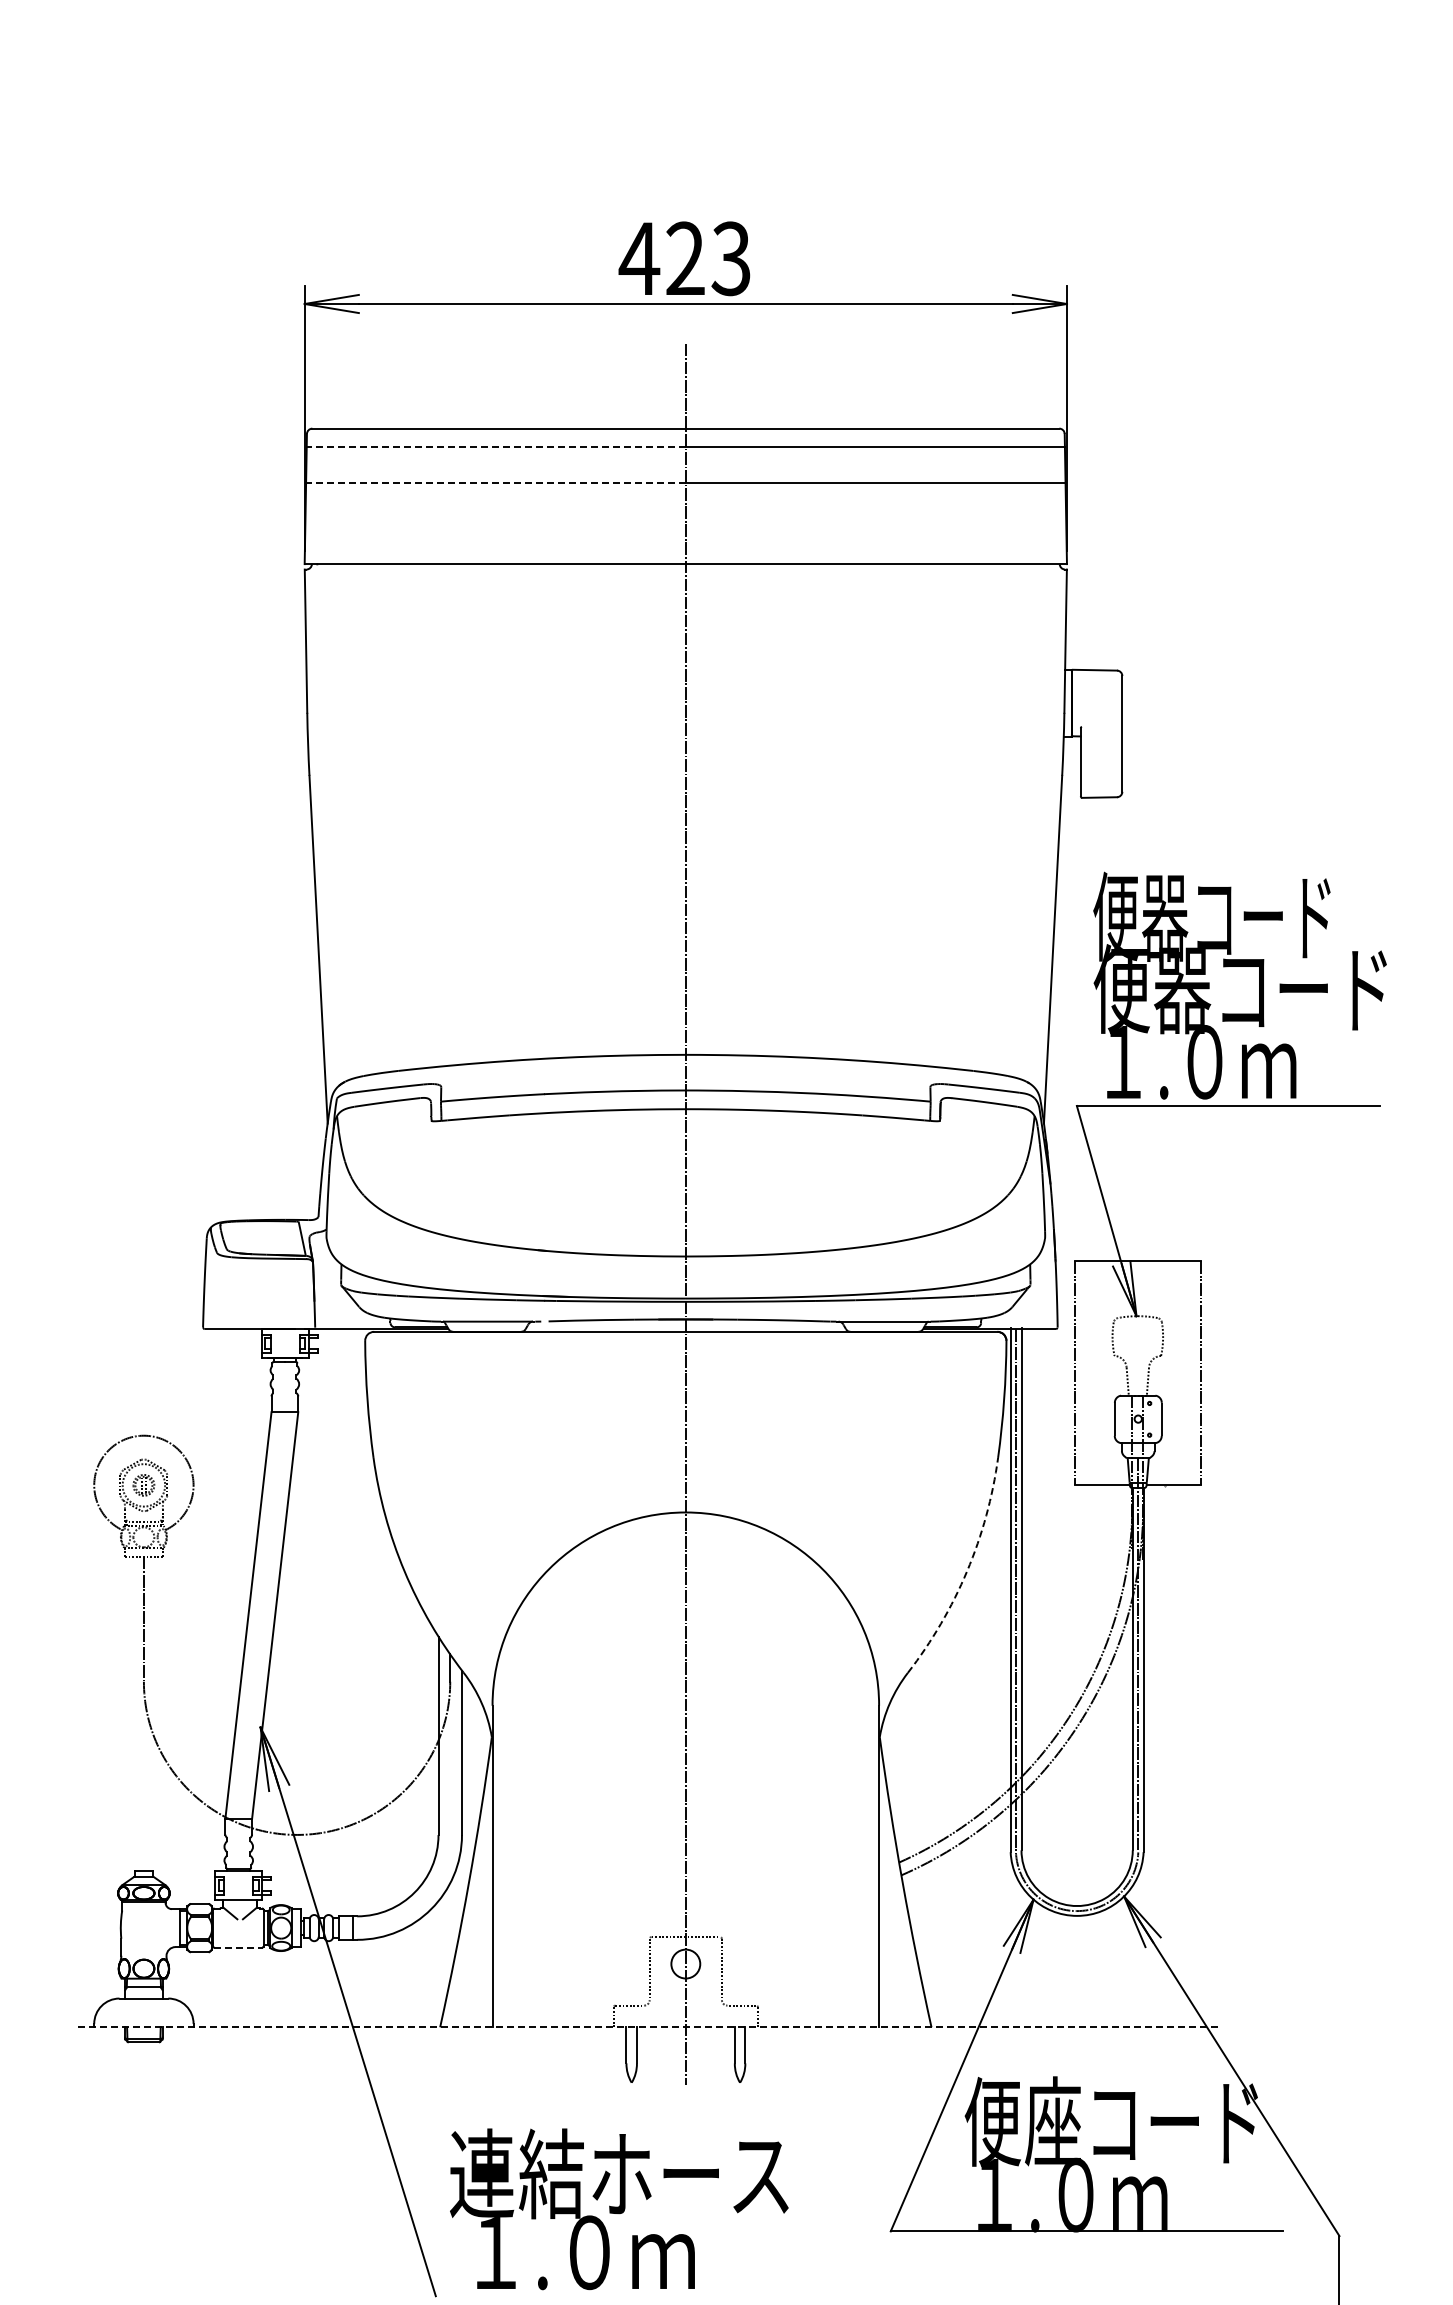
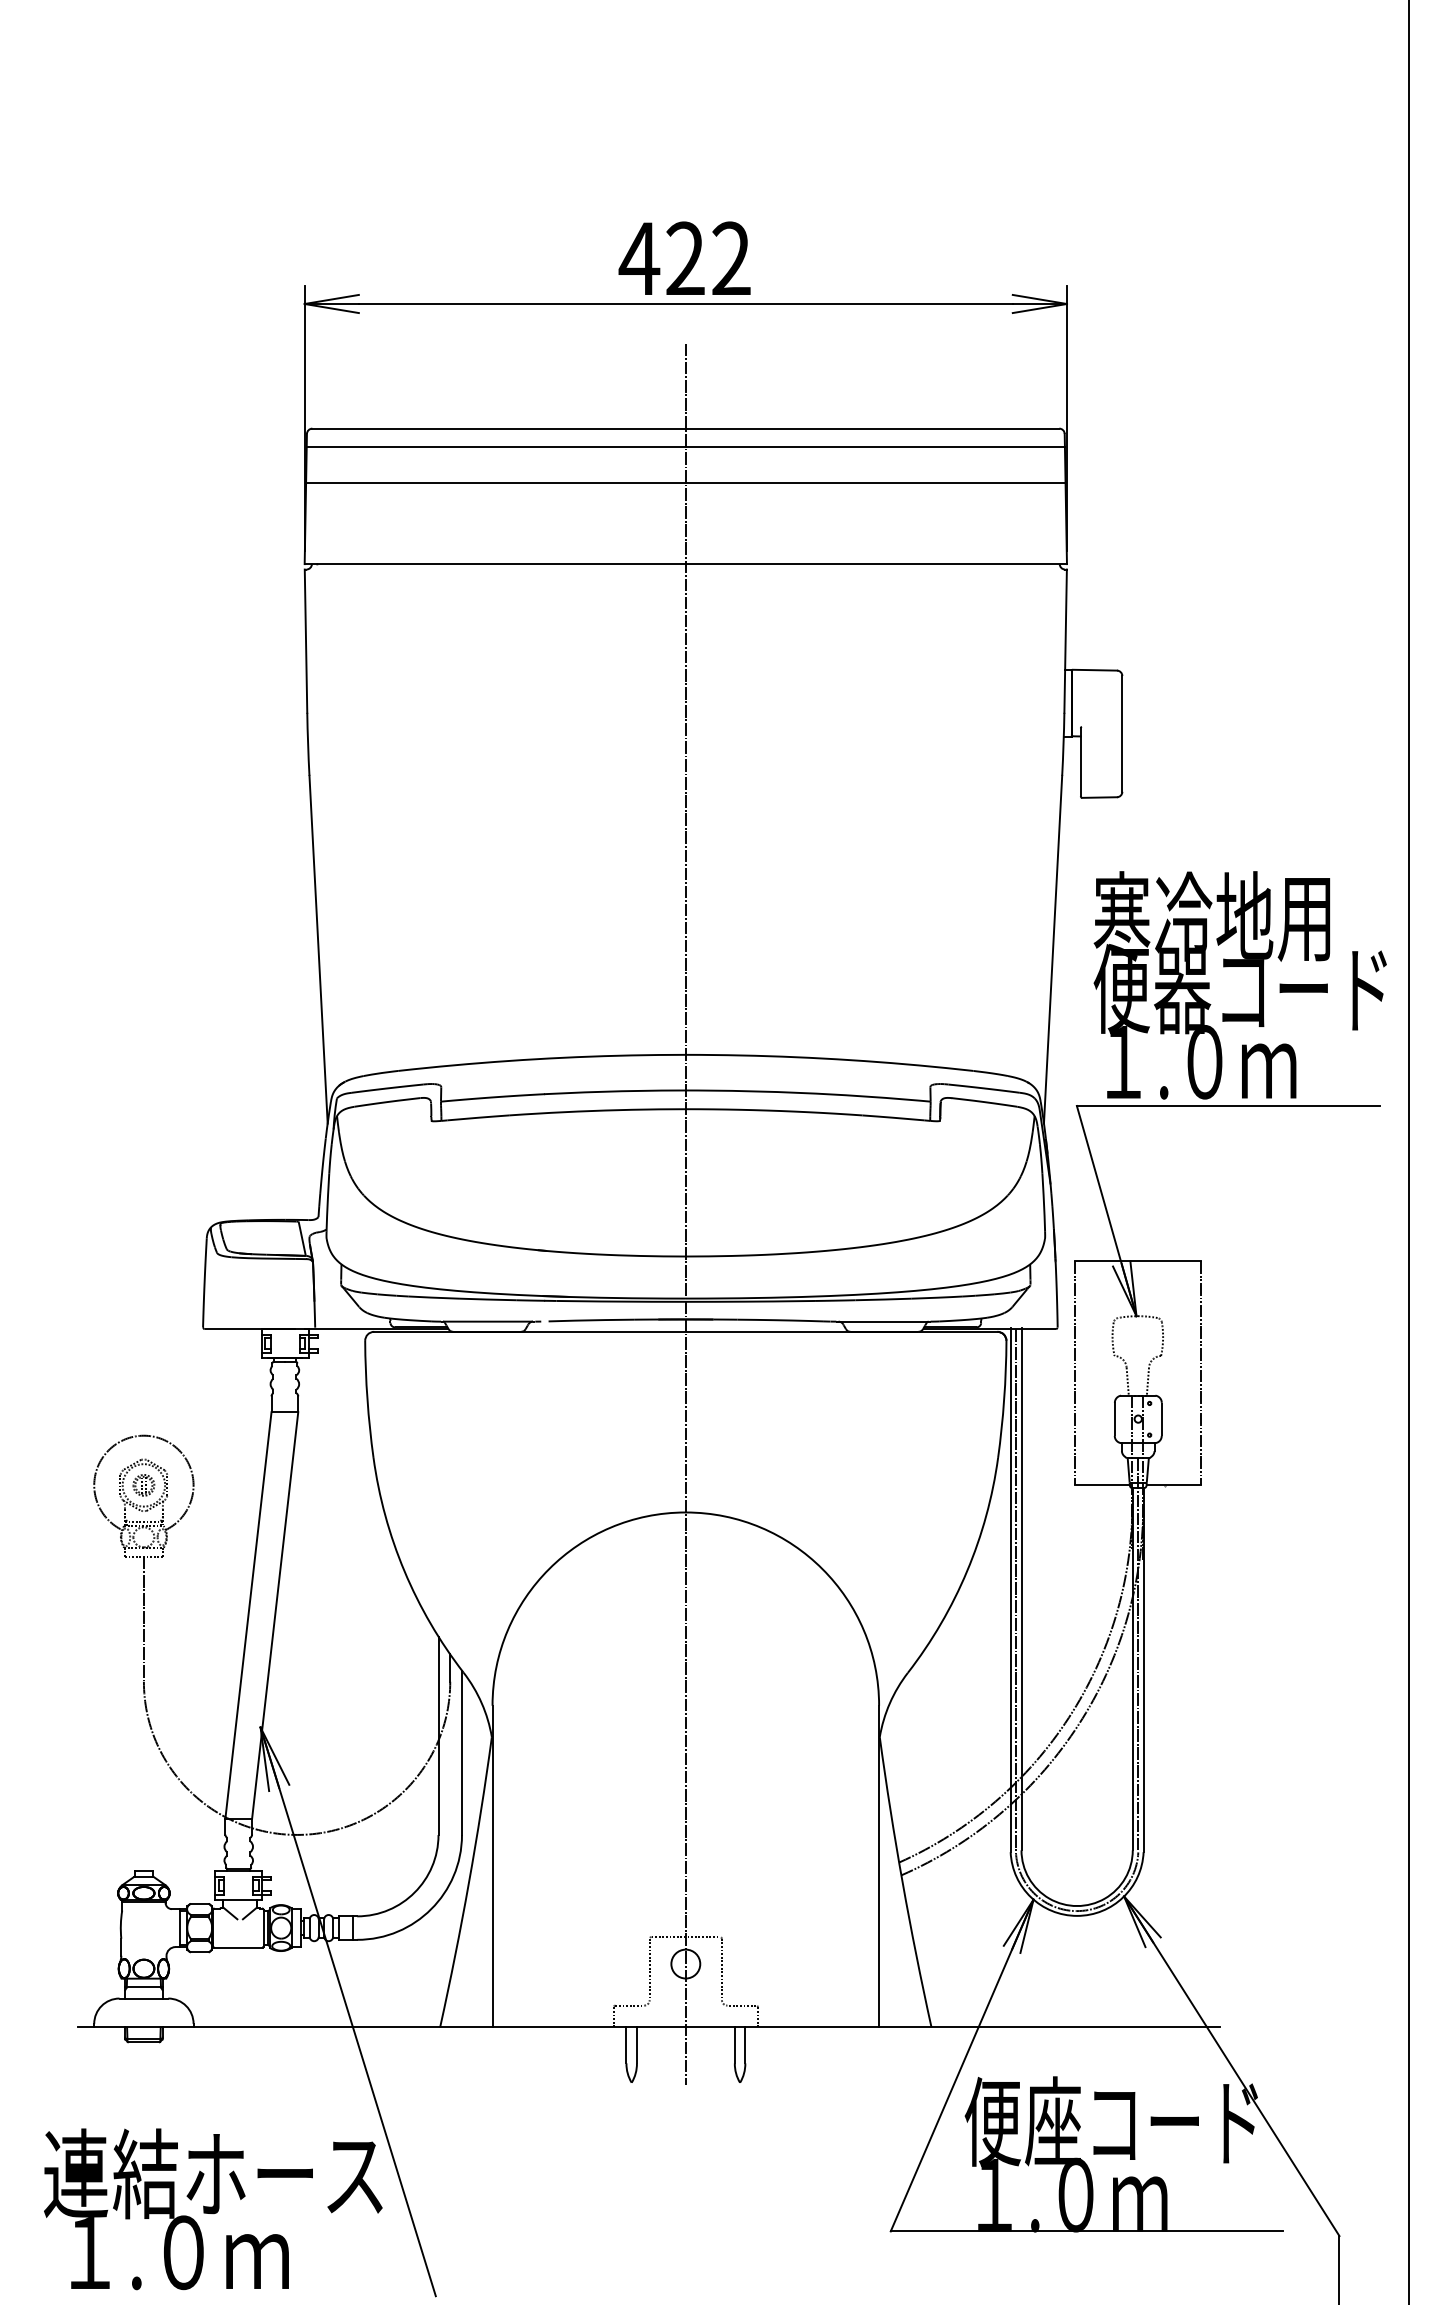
text: 423 -> 422 (730, 258)
line: dashed -> solid (496, 446)
line: dashed -> solid (495, 482)
text: 便器コード -> 寒冷地用 (1211, 916)
line: none -> present (1409, 1151)
arc: dashed -> solid (967, 1571)
line: dashed -> solid (238, 1947)
line: dashed -> solid (648, 2027)
text position: (619, 2209) -> (213, 2209) (213, 2209)
